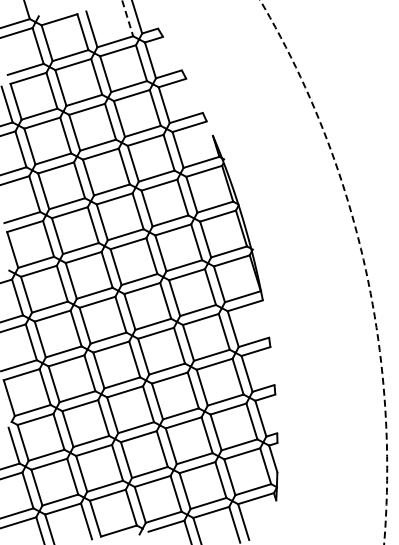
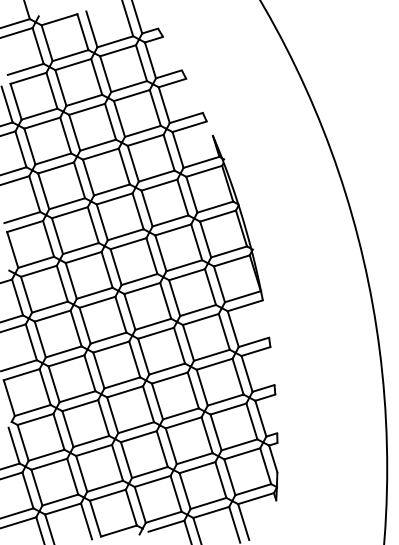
line: dashed -> solid (127, 18)
circle: dashed -> solid (323, 272)
